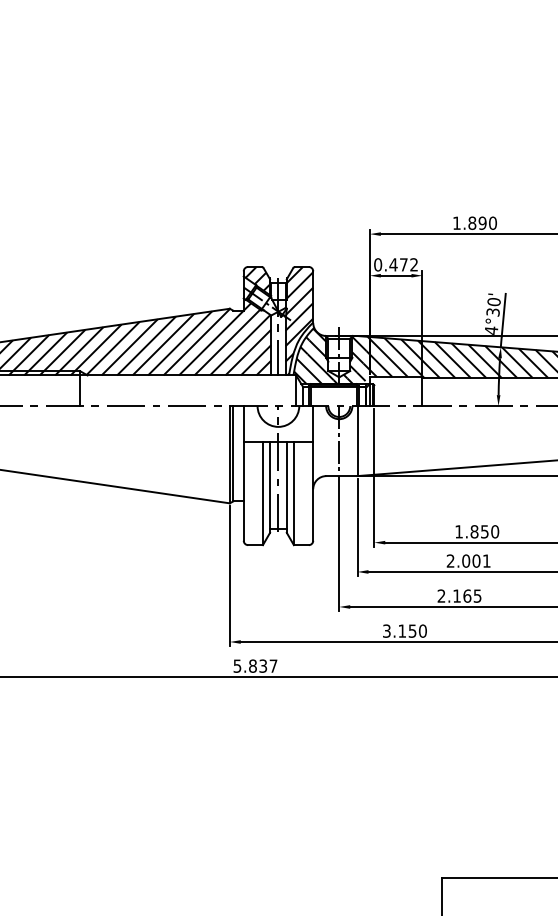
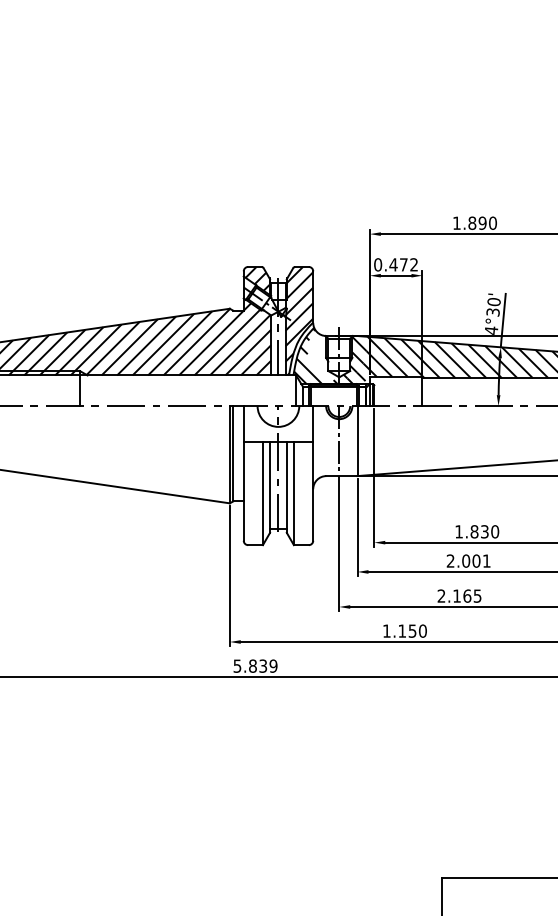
hatch: present -> none (320, 355)
text: 1.850 -> 1.830 (484, 531)
text: 3.150 -> 1.150 (386, 630)
text: 5.837 -> 5.839 (273, 665)
